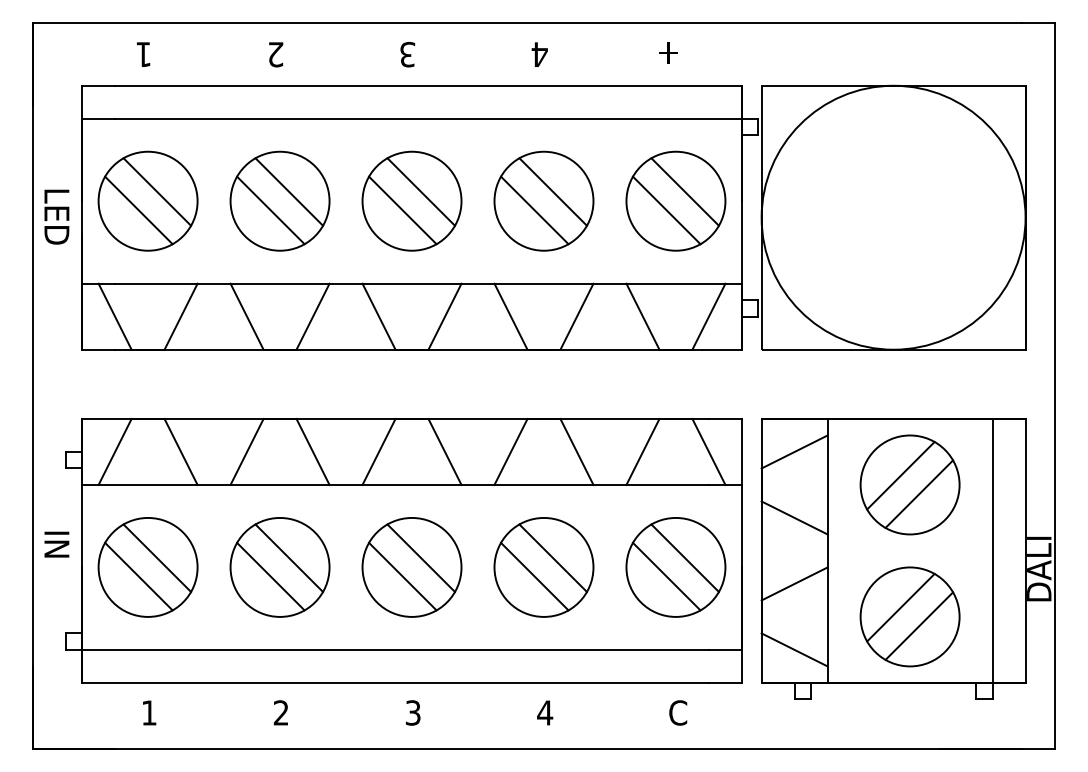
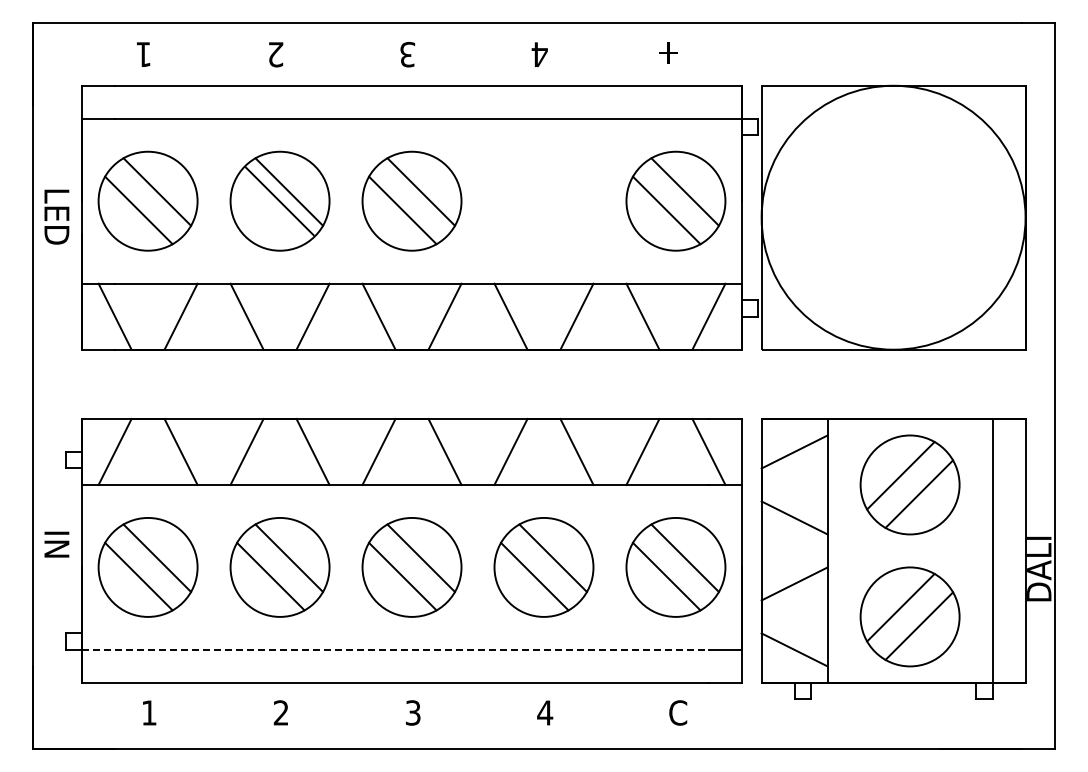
part: present -> none (543, 200)
line position: (270, 210) -> (279, 201) (279, 201)
line: solid -> dashed (396, 649)
